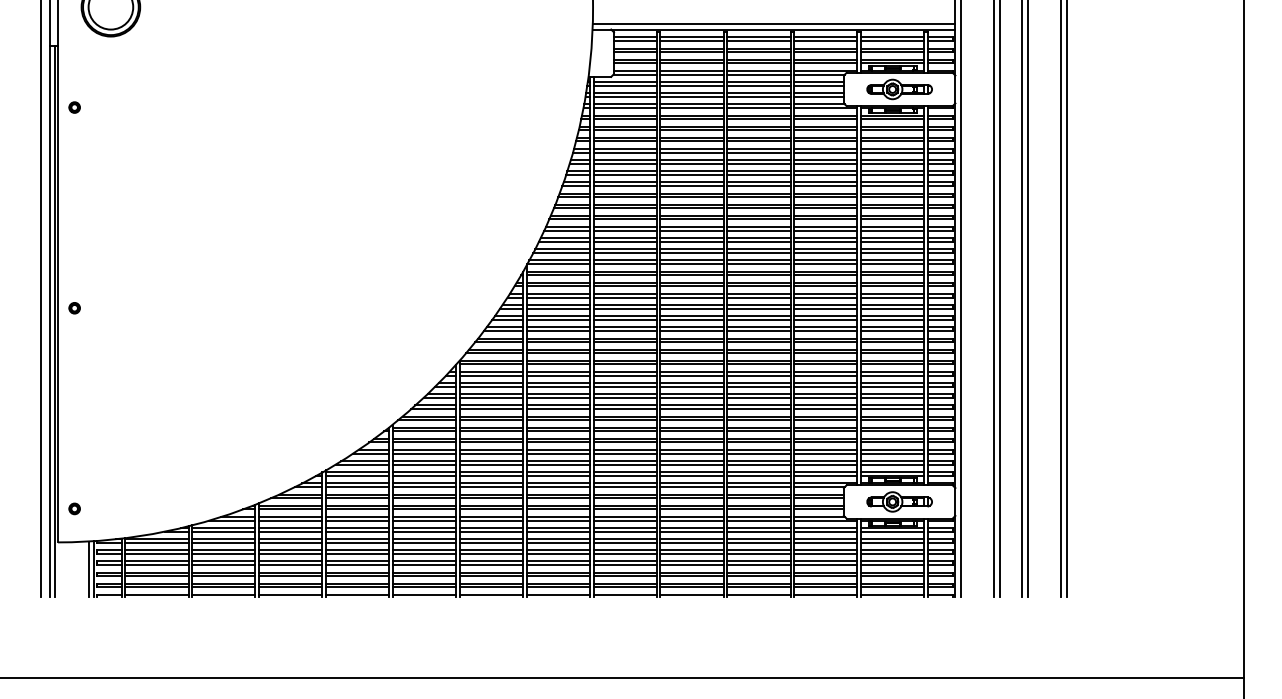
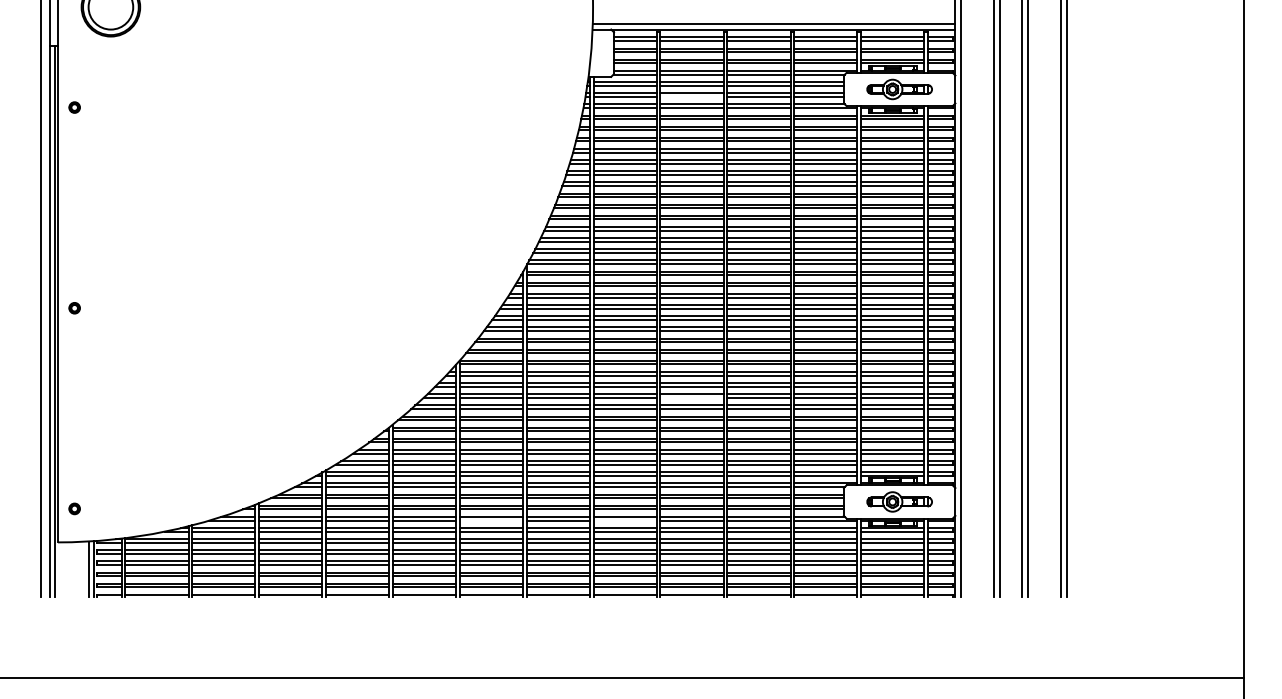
line: present -> none (691, 96)
line: present -> none (691, 397)
line: present -> none (491, 520)
line: present -> none (624, 520)
